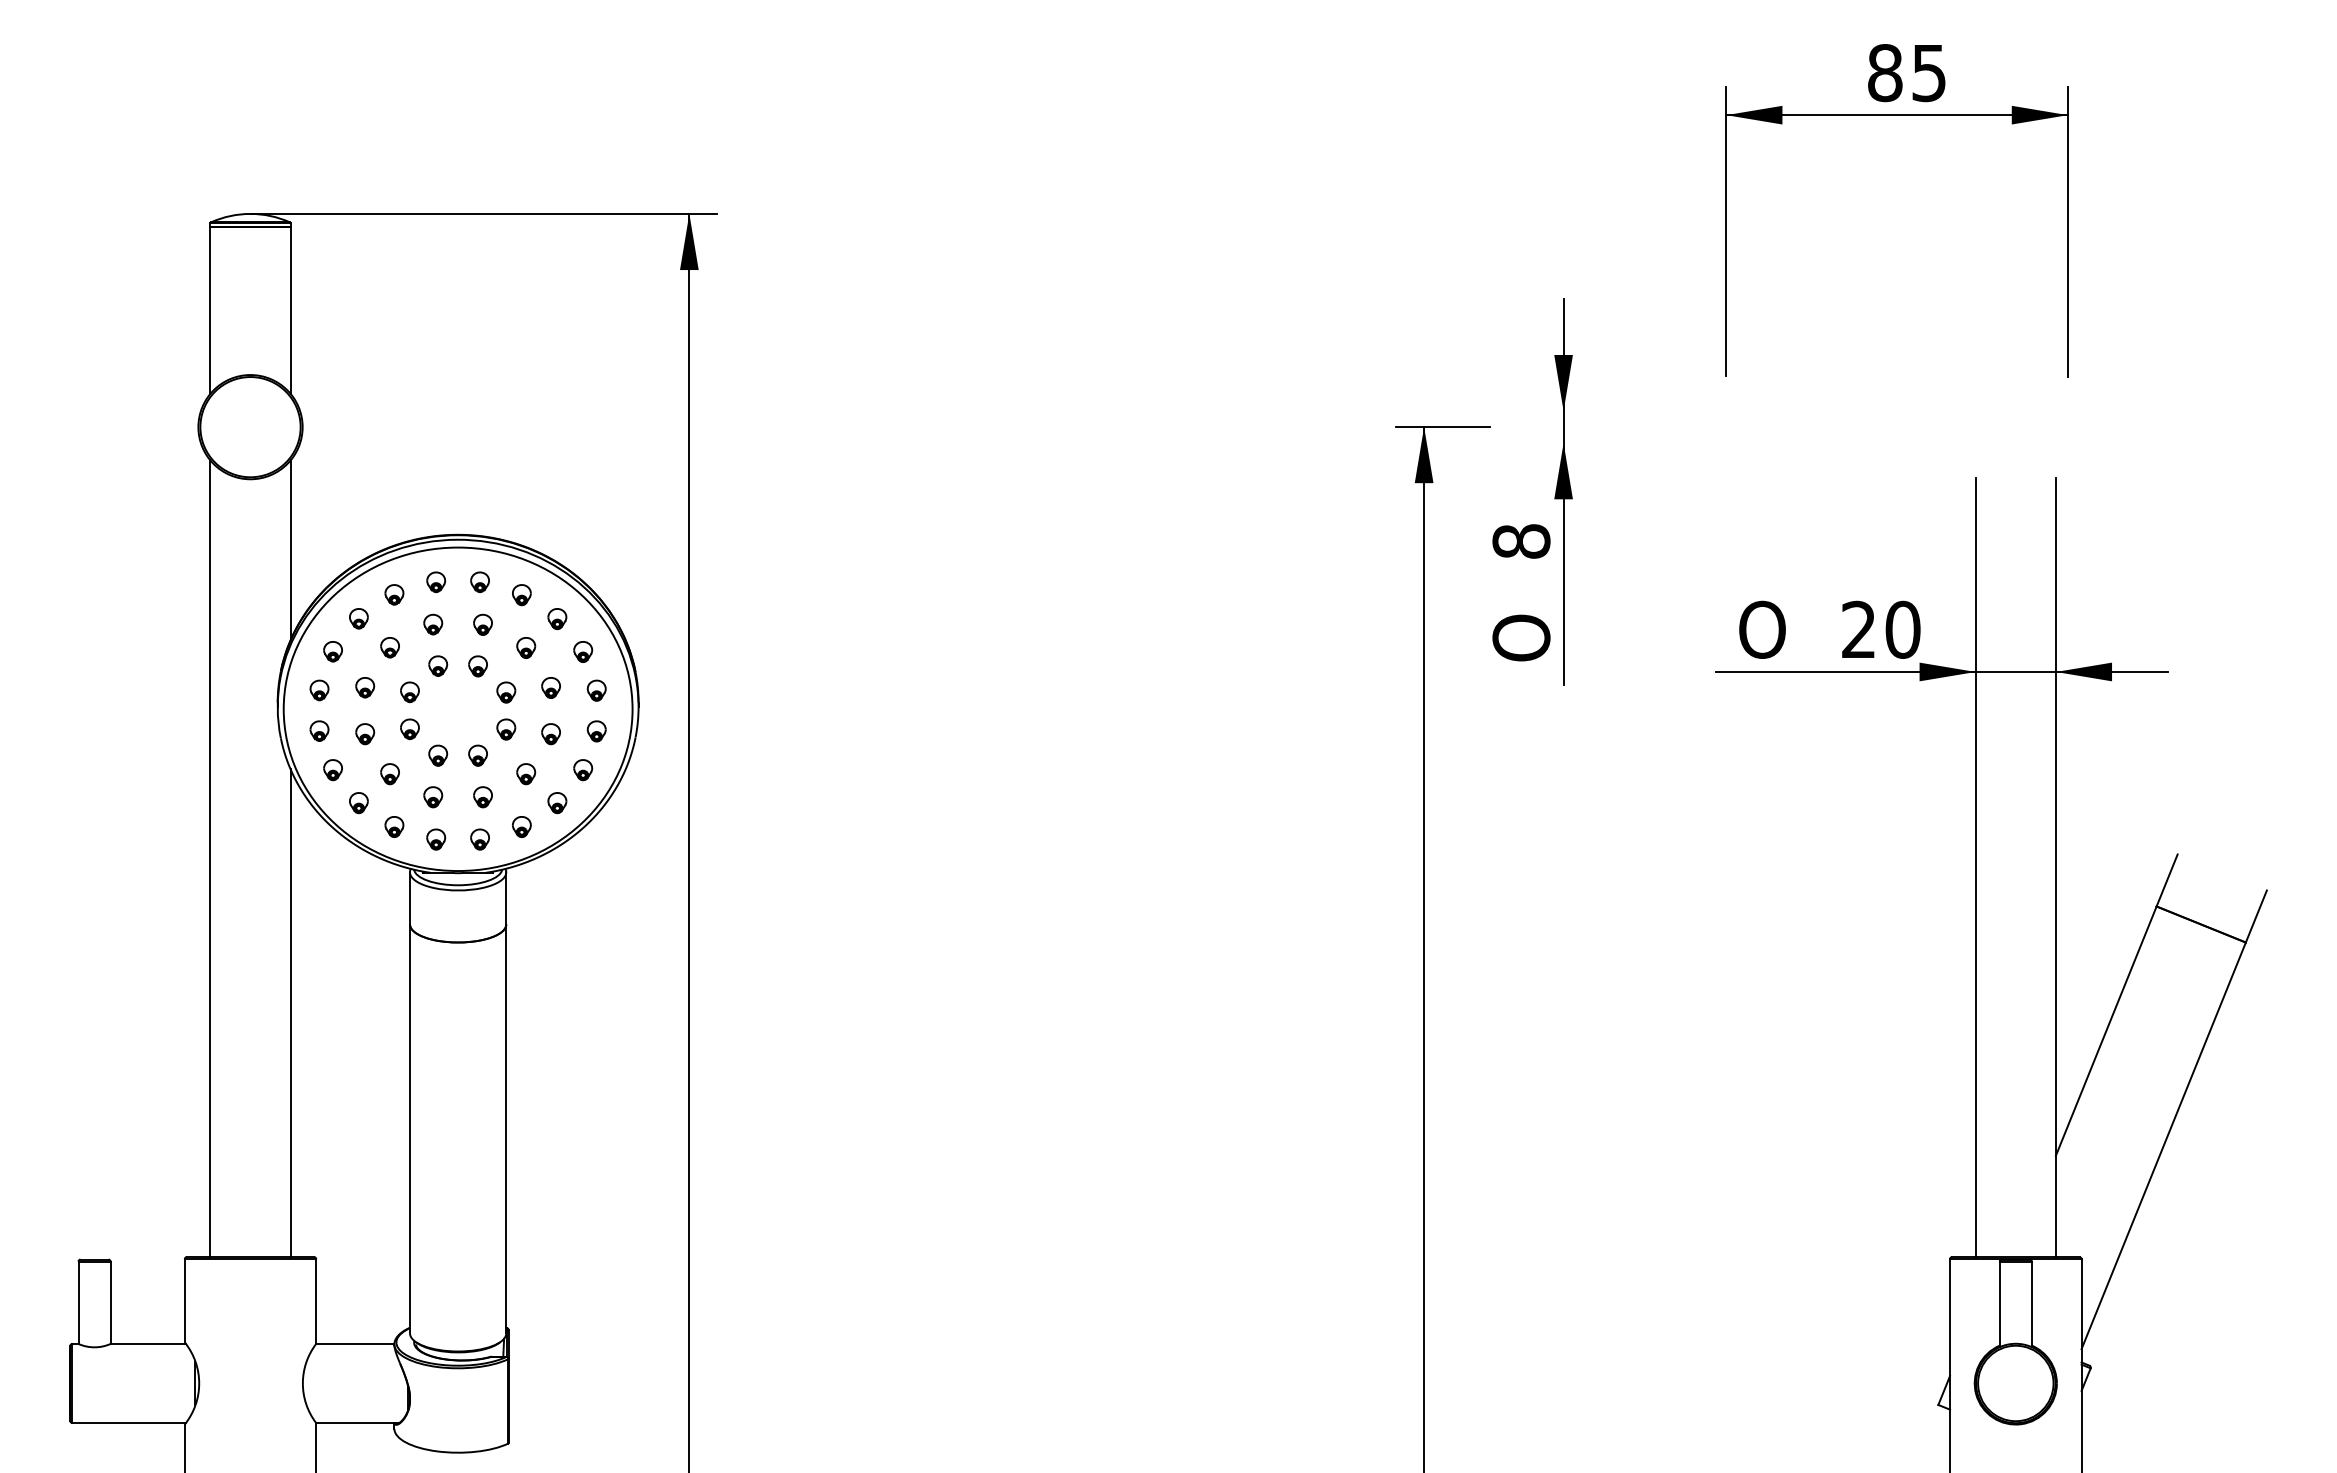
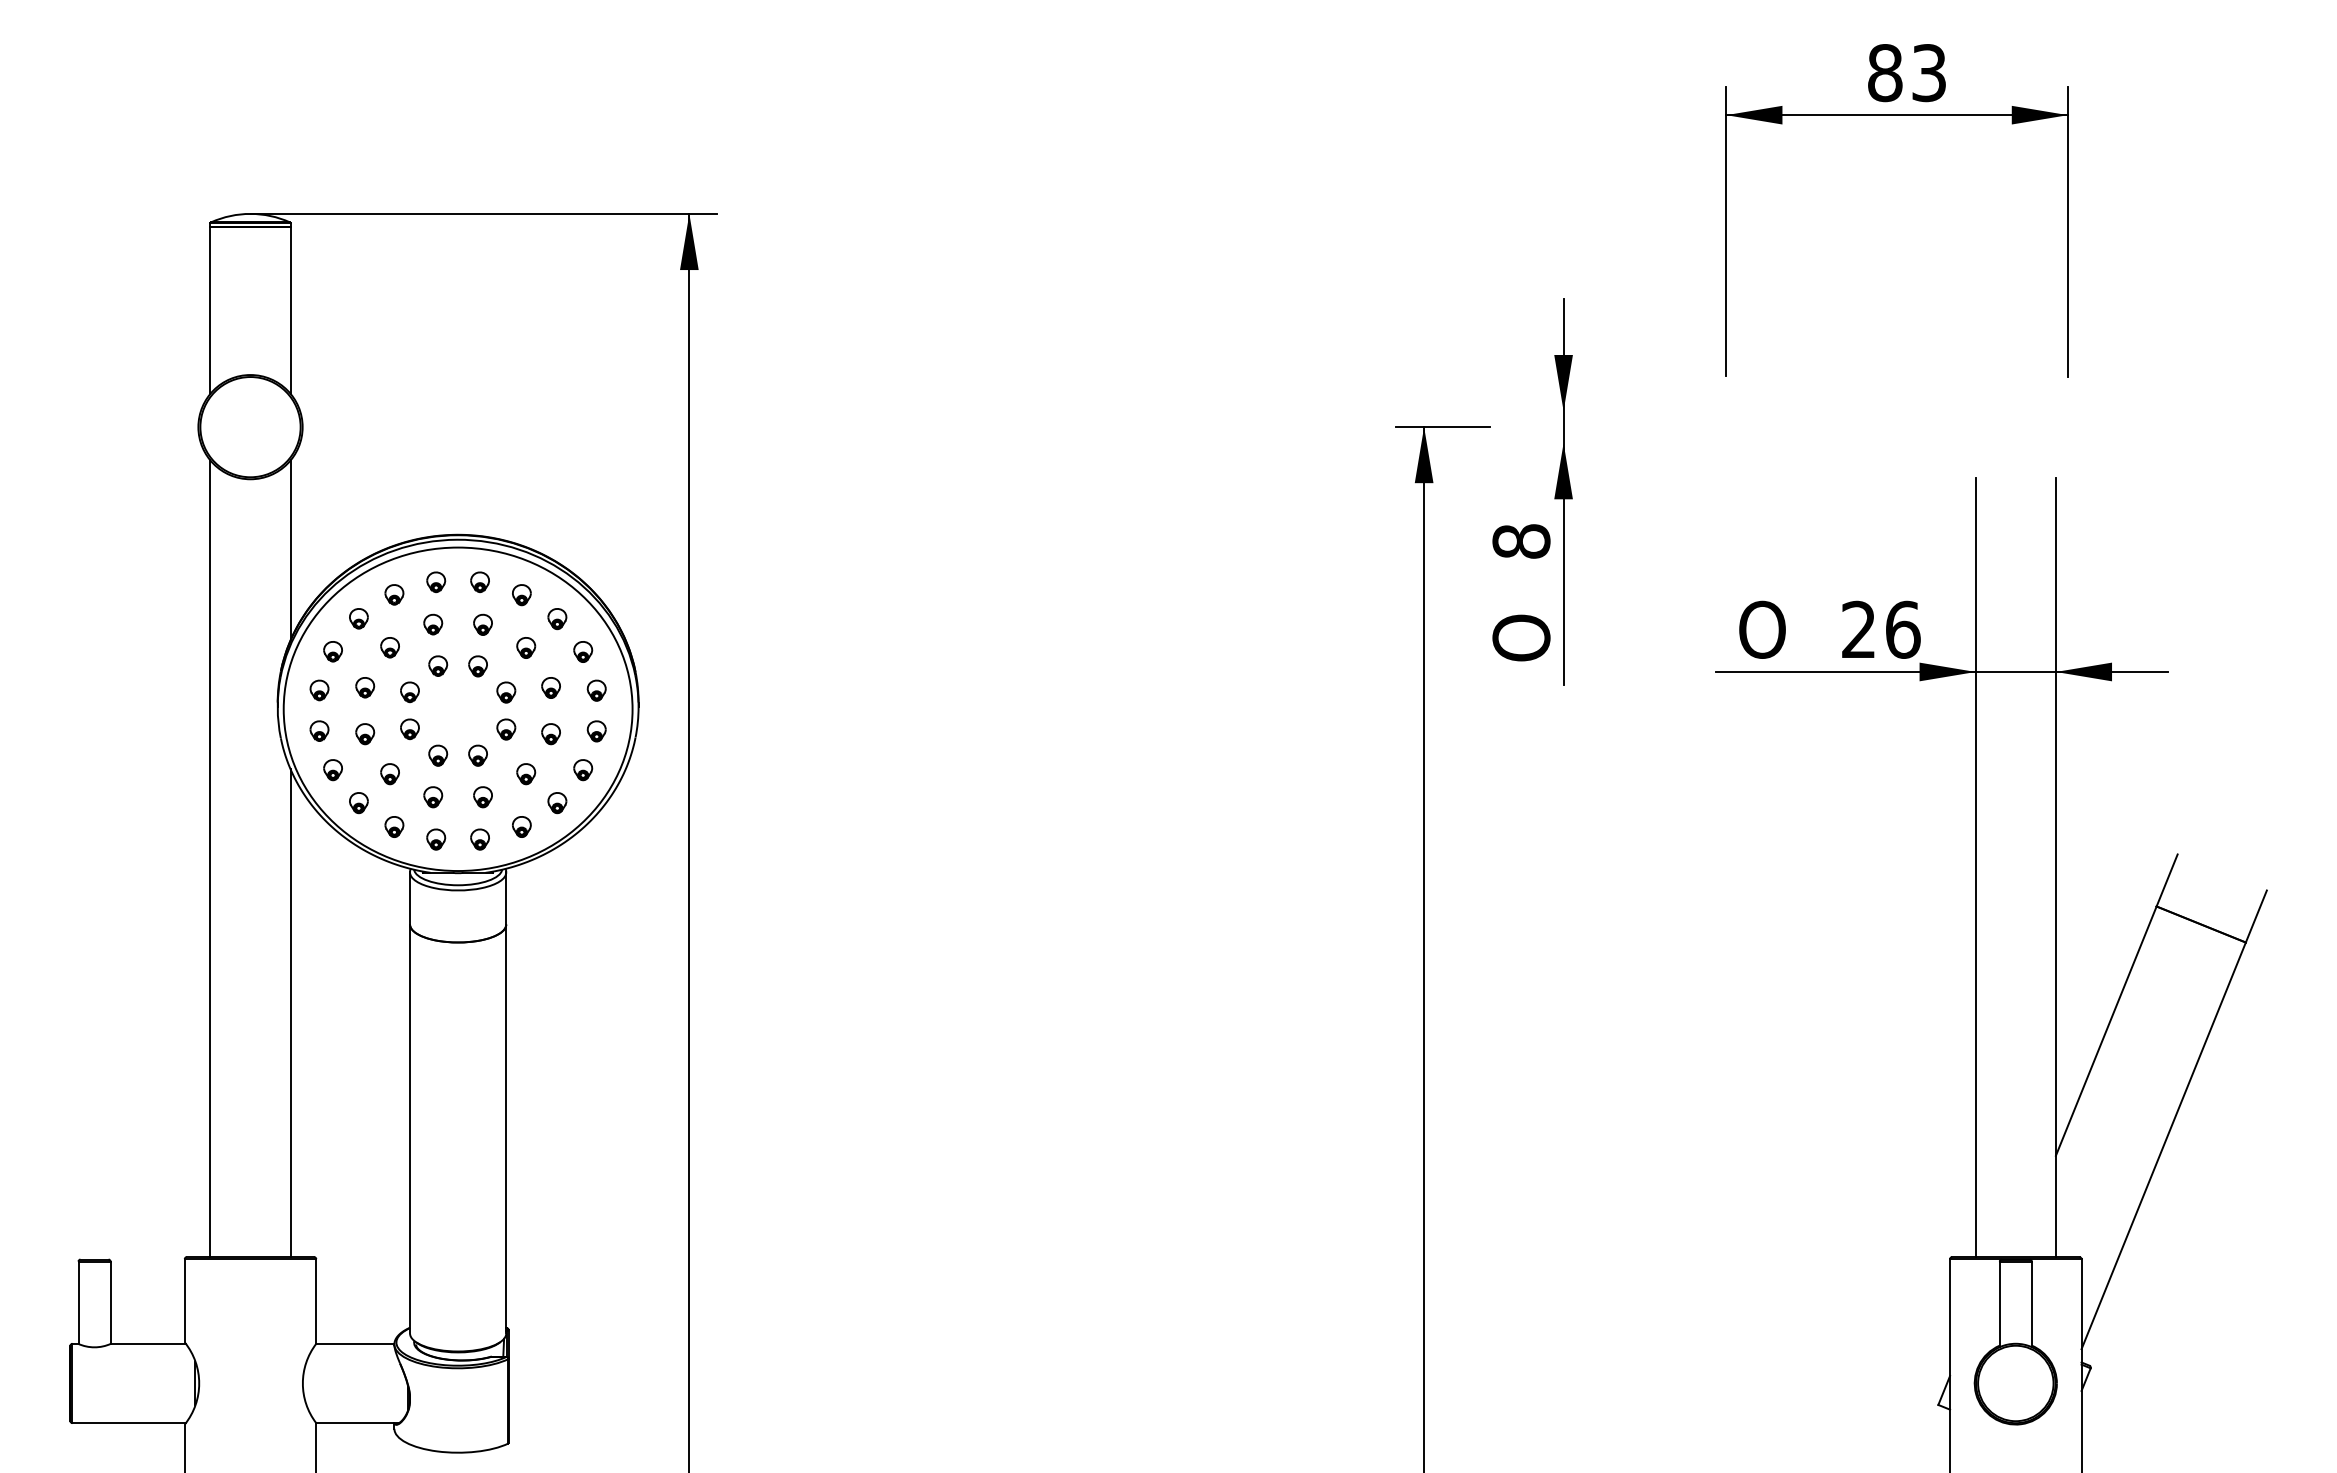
text: 85 -> 83 (1929, 72)
text: 20 -> 26 (1902, 629)
